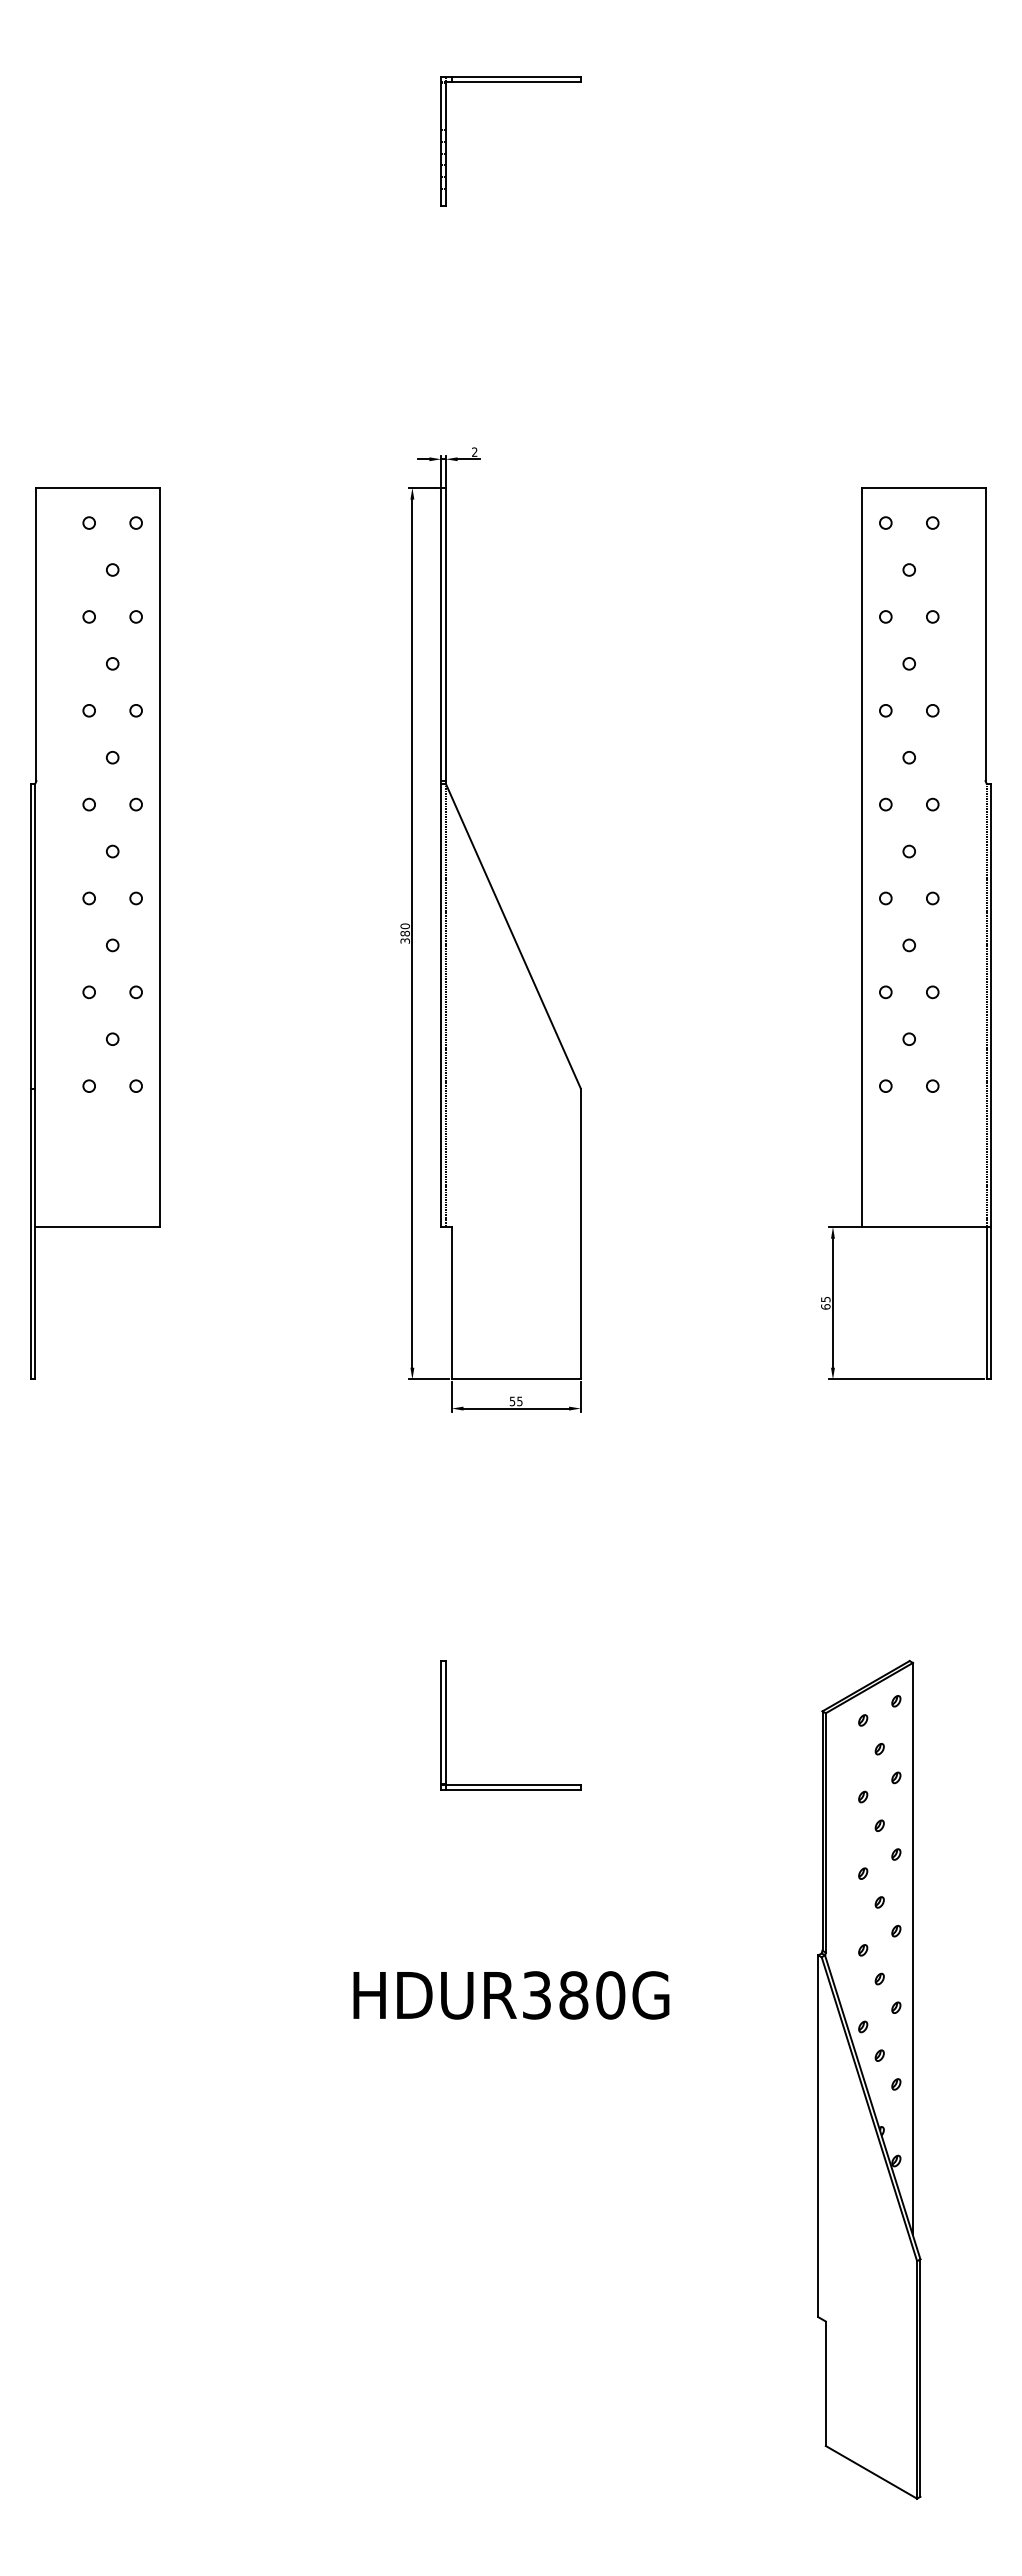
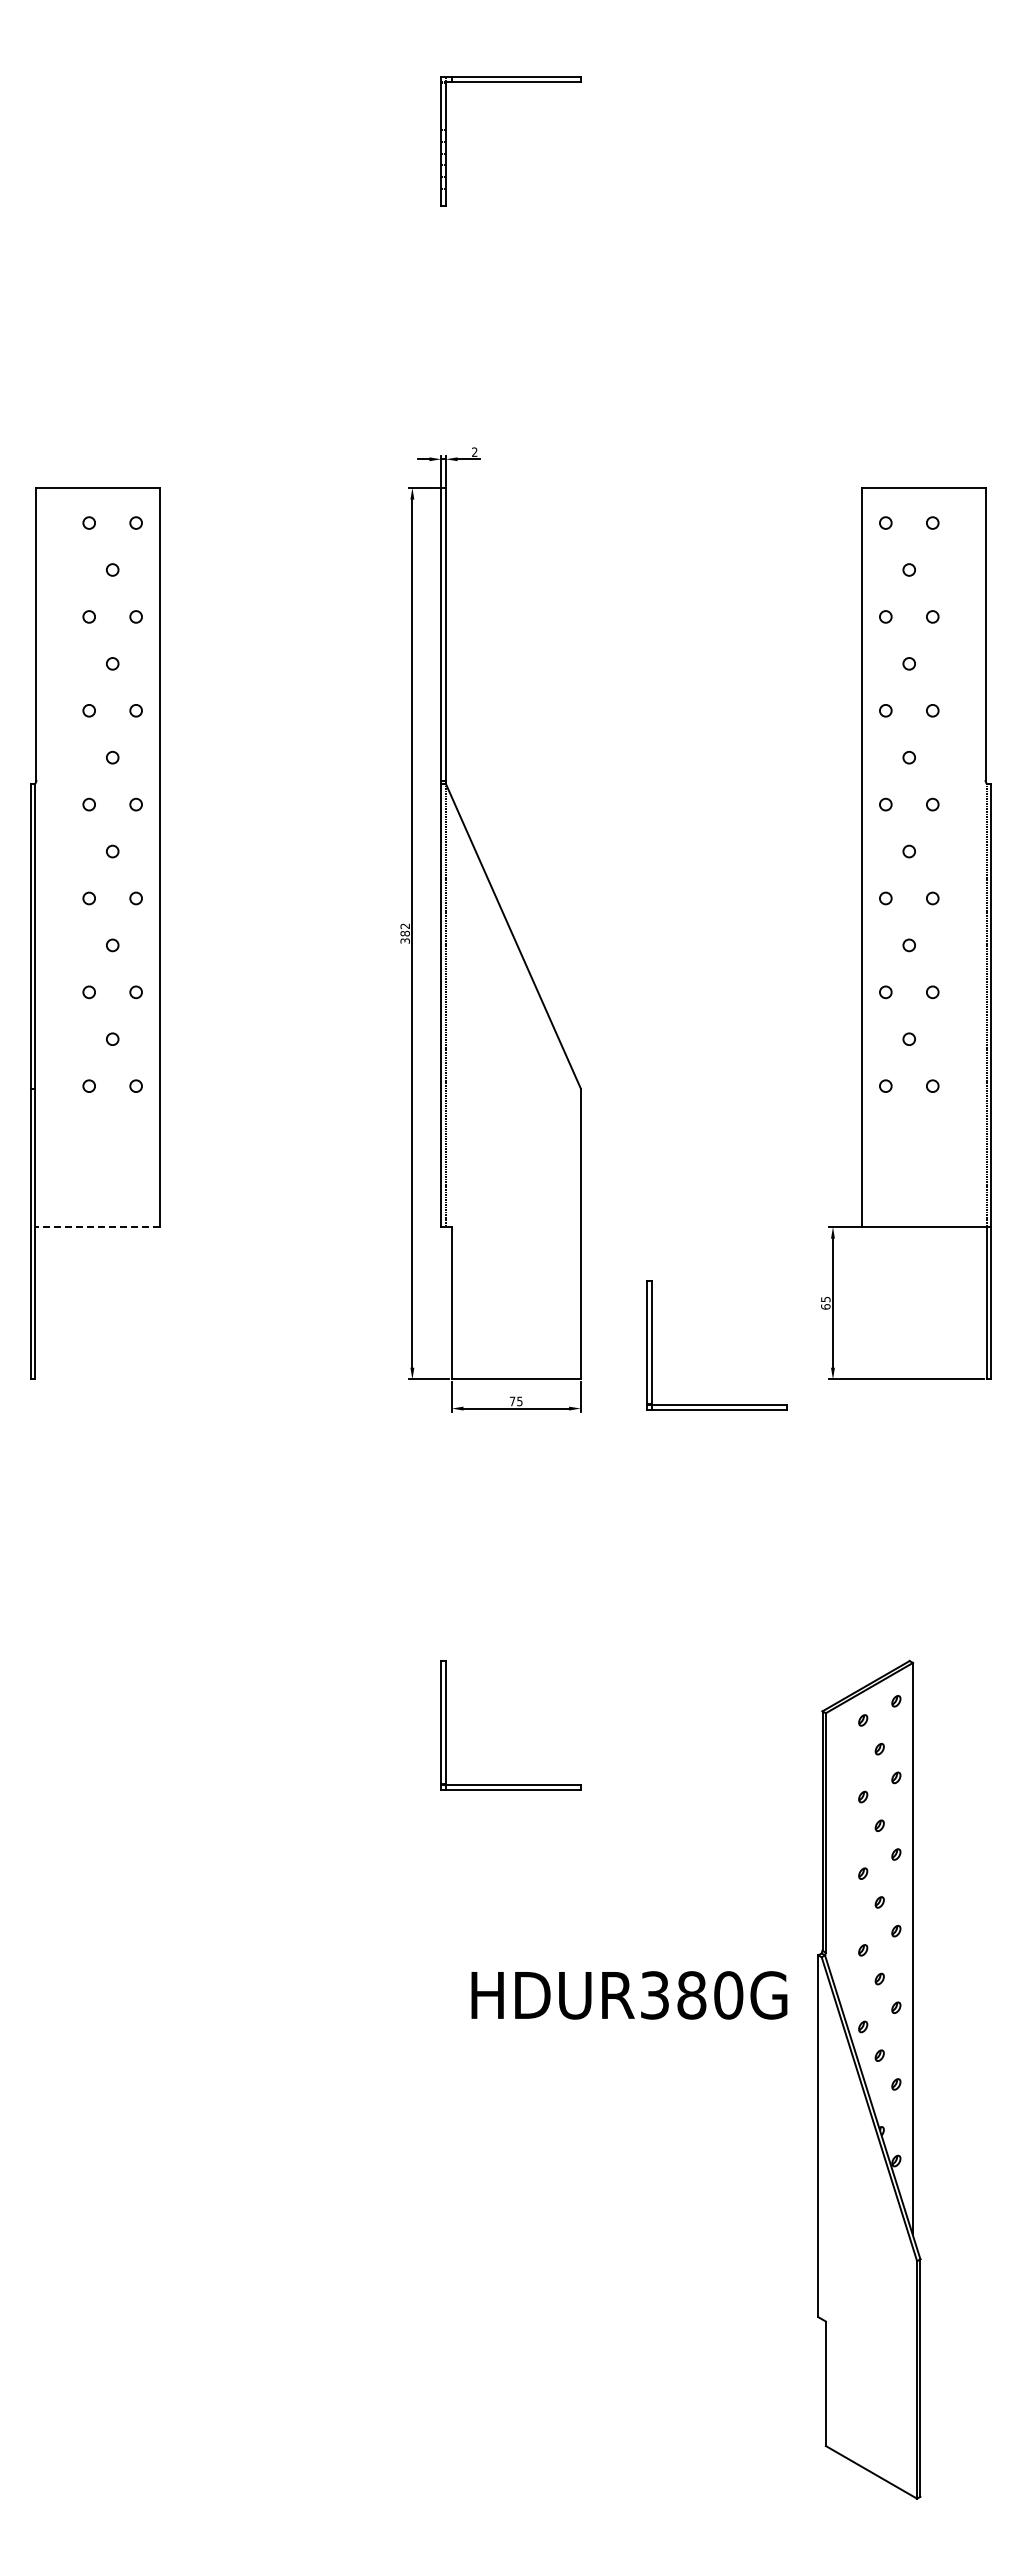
text: 380 -> 382 (404, 926)
line: solid -> dashed (96, 1226)
text: 55 -> 75 (512, 1401)
part: none -> present (716, 1404)
text position: (511, 1995) -> (629, 1995) (629, 1995)
